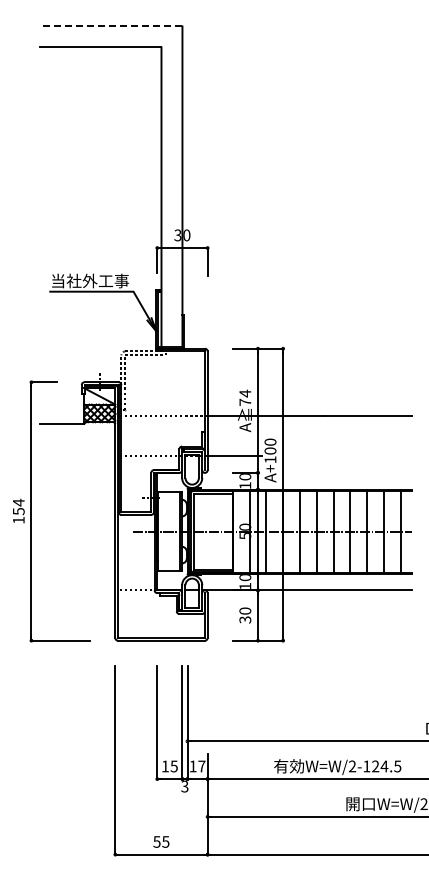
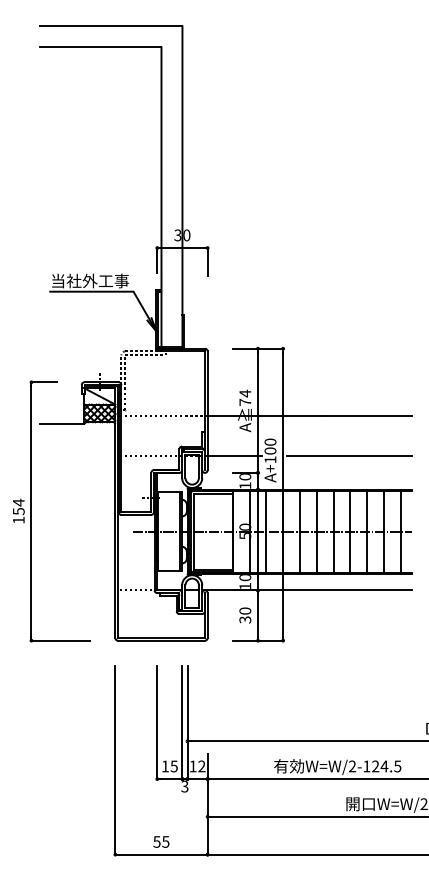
line: dashed -> solid (110, 26)
line: none -> present (349, 456)
text: 17 -> 12 (201, 766)
